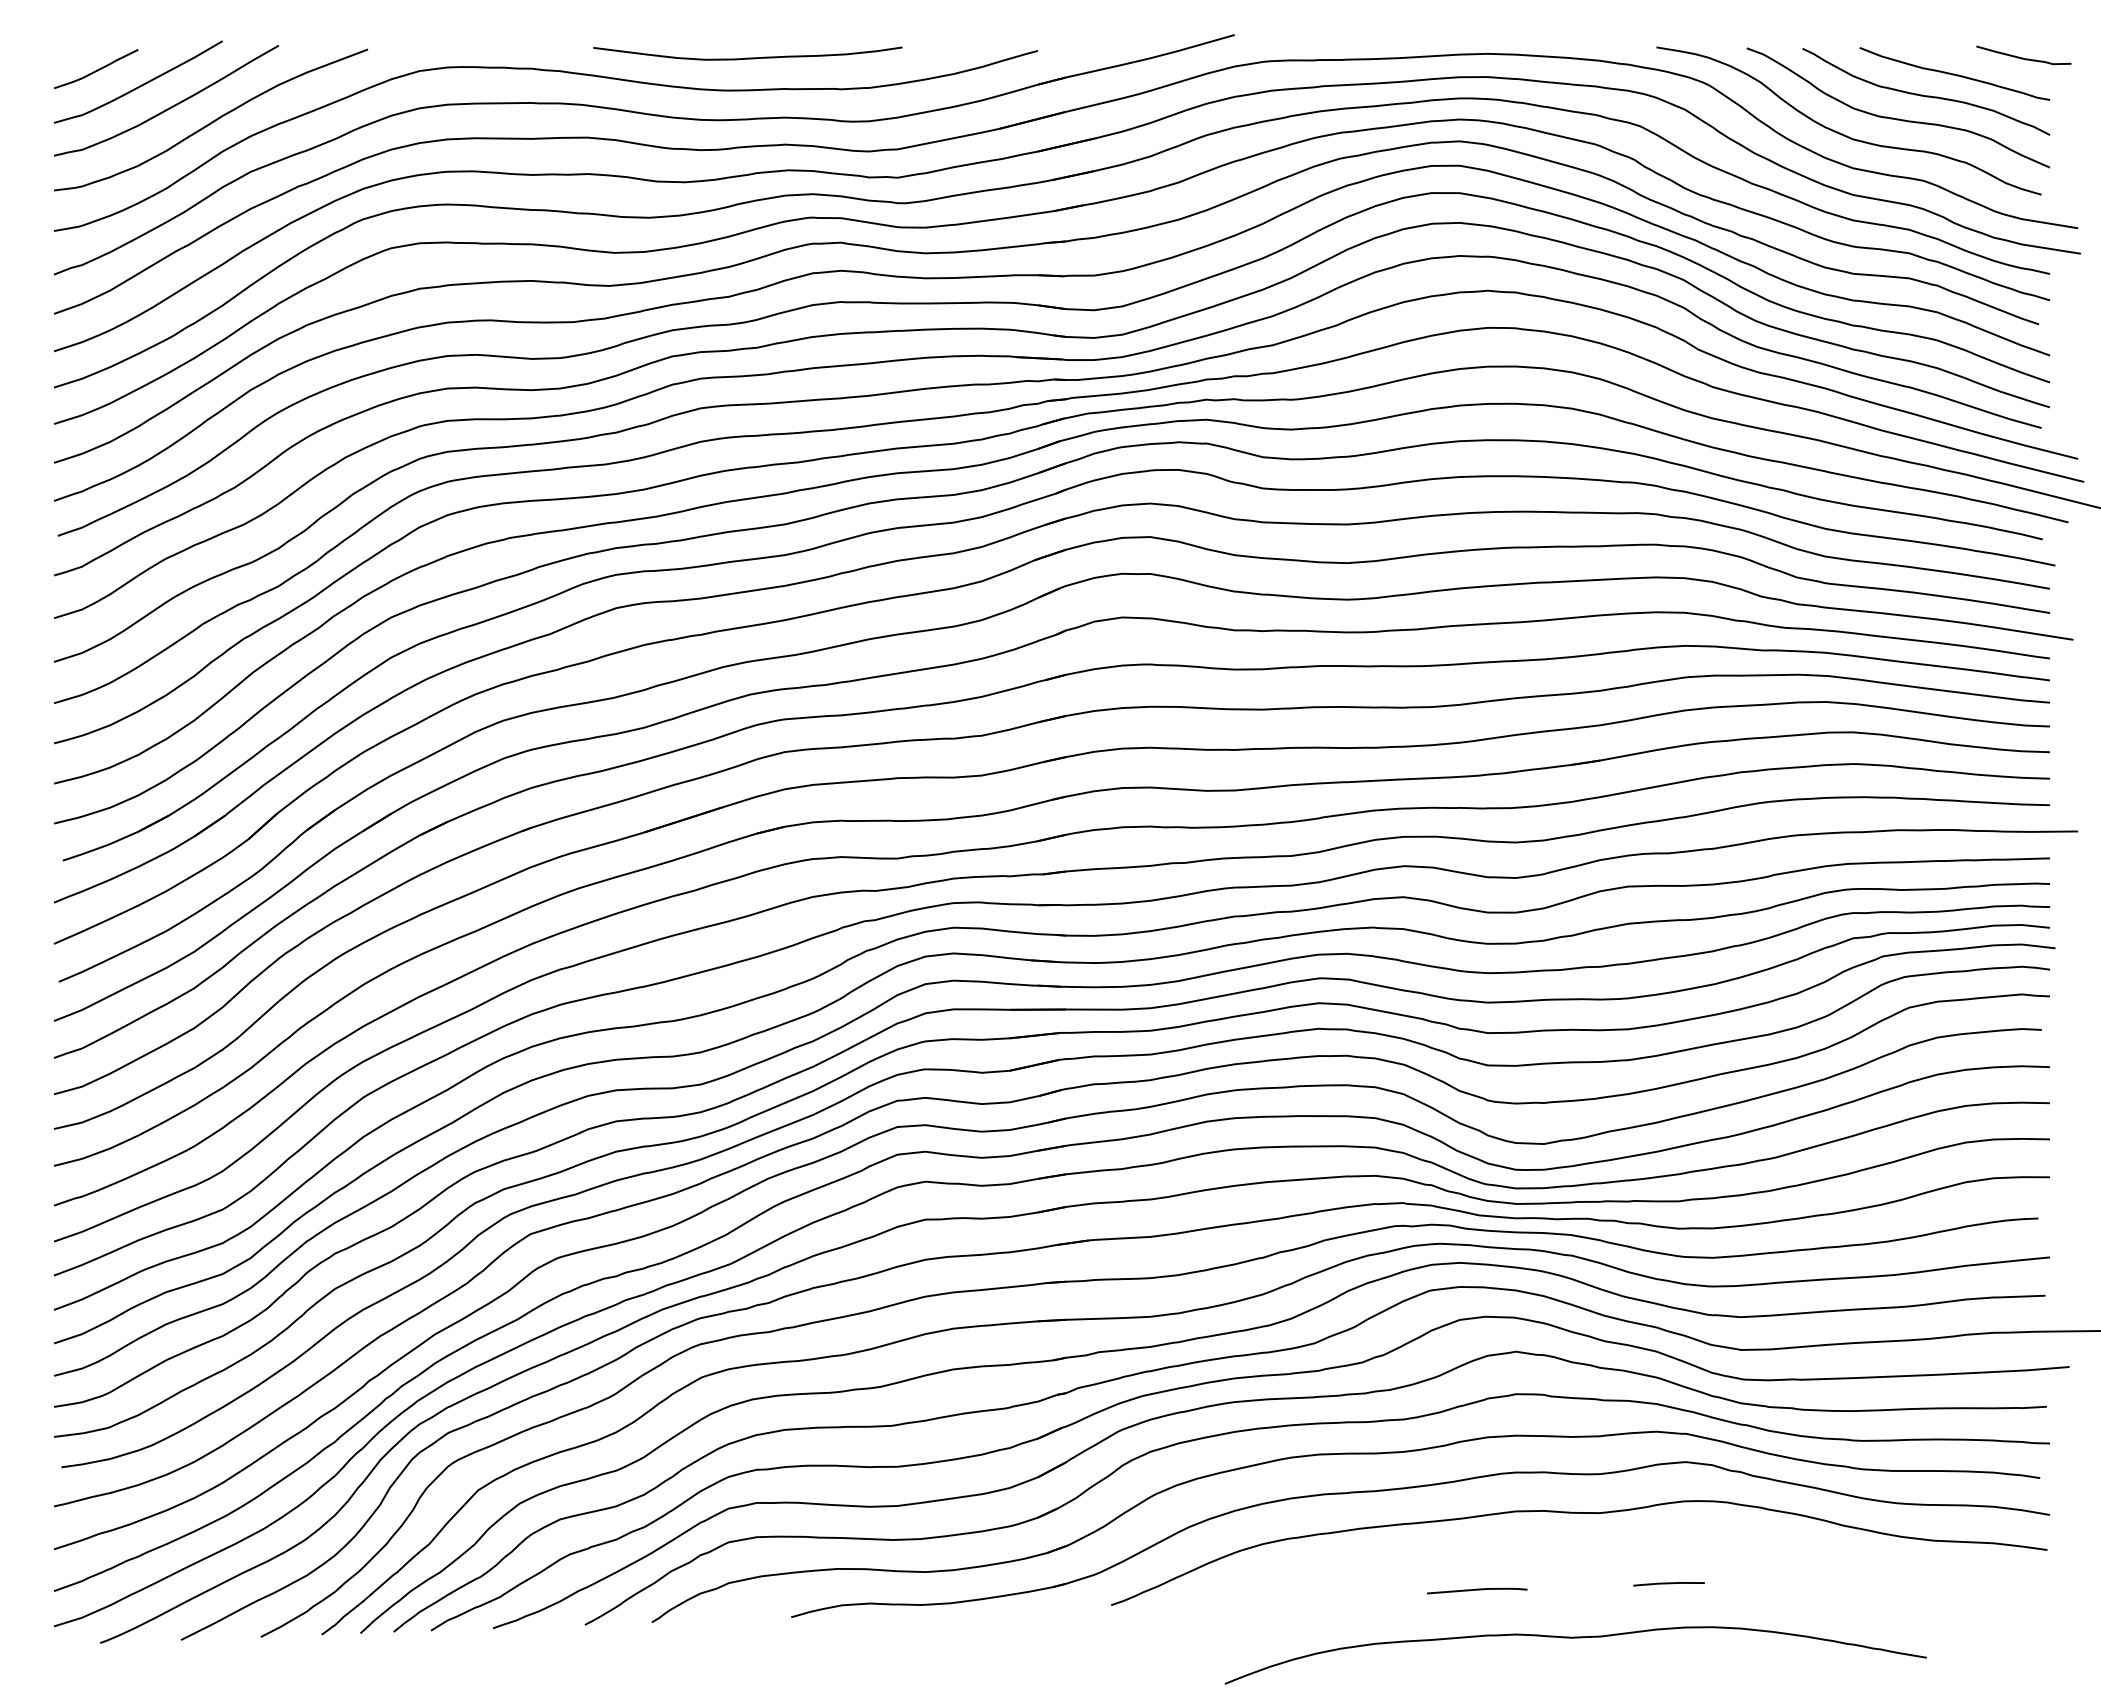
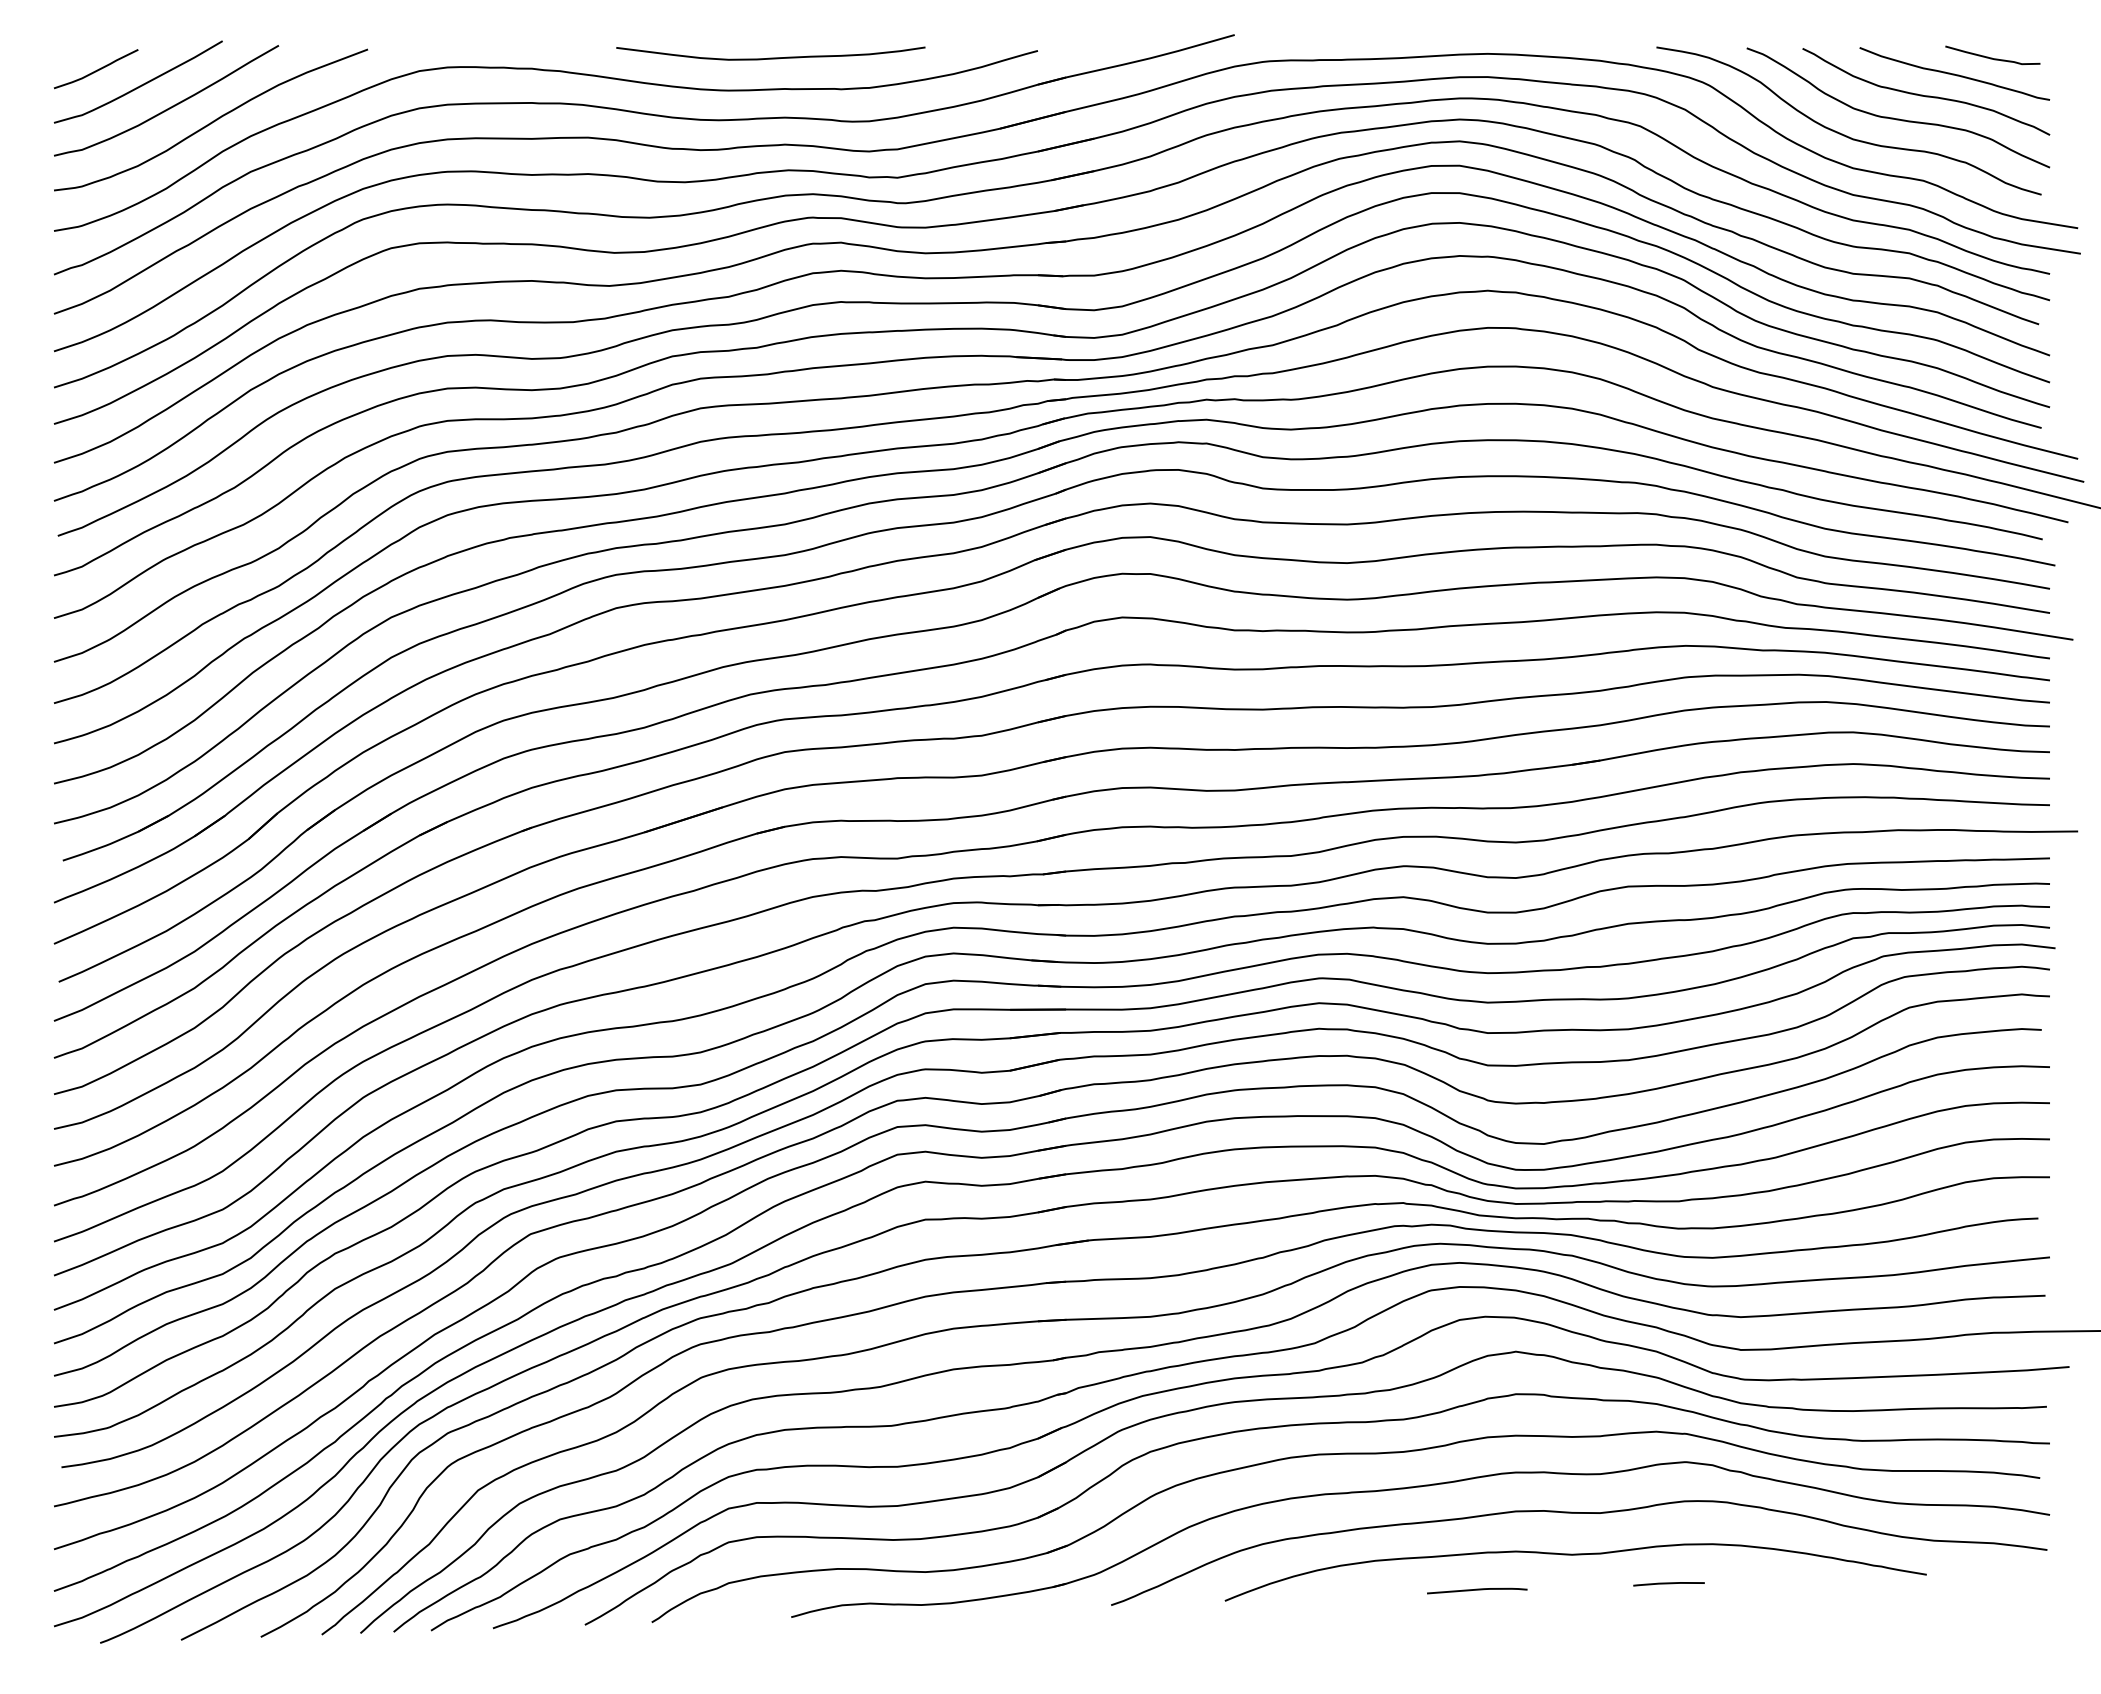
curve position: (747, 57) -> (770, 57) (770, 57)
curve position: (2023, 57) -> (1992, 57) (1992, 57)
curve position: (1575, 1638) -> (1575, 1555) (1575, 1555)
